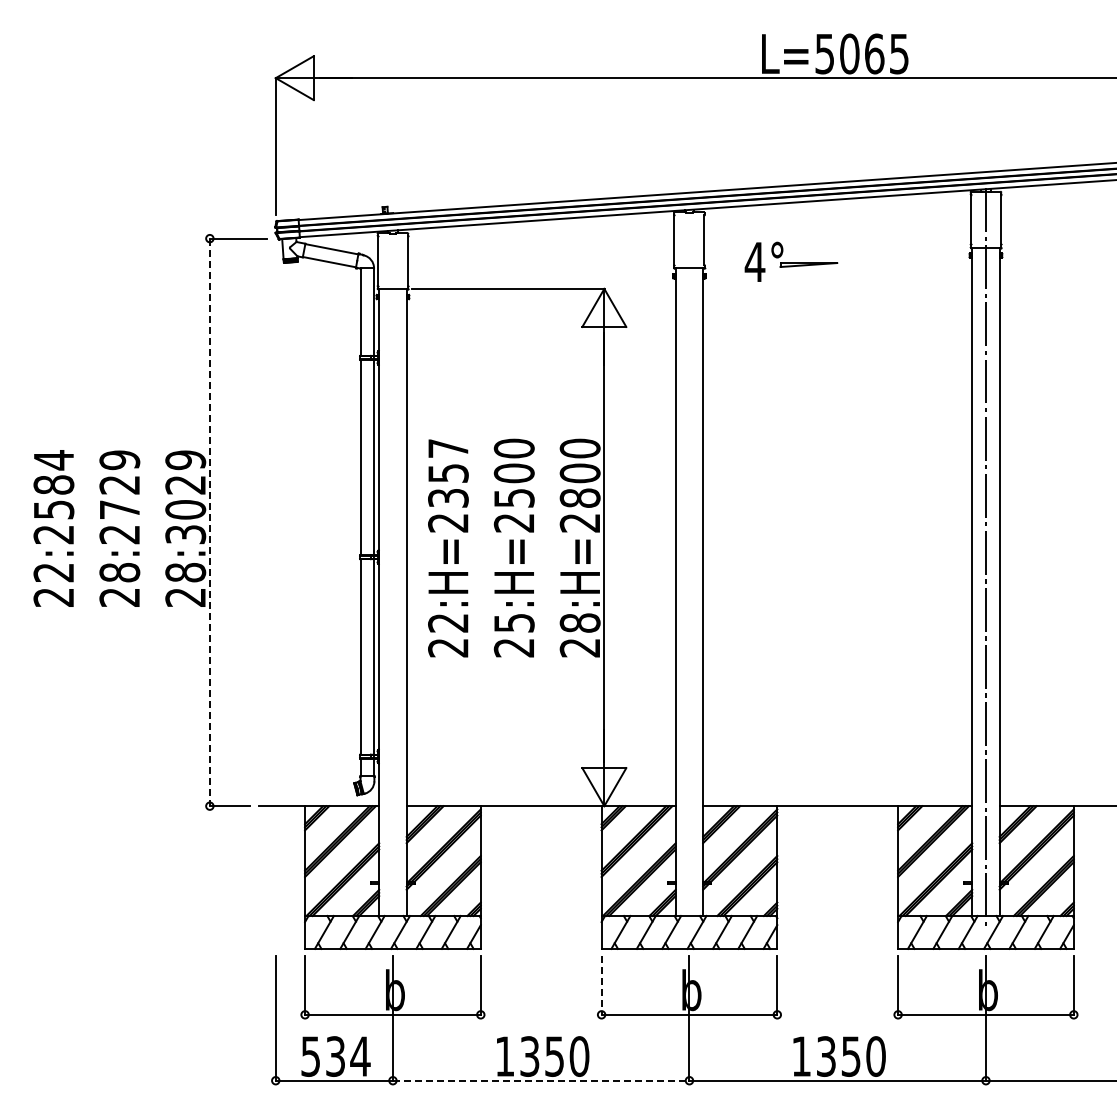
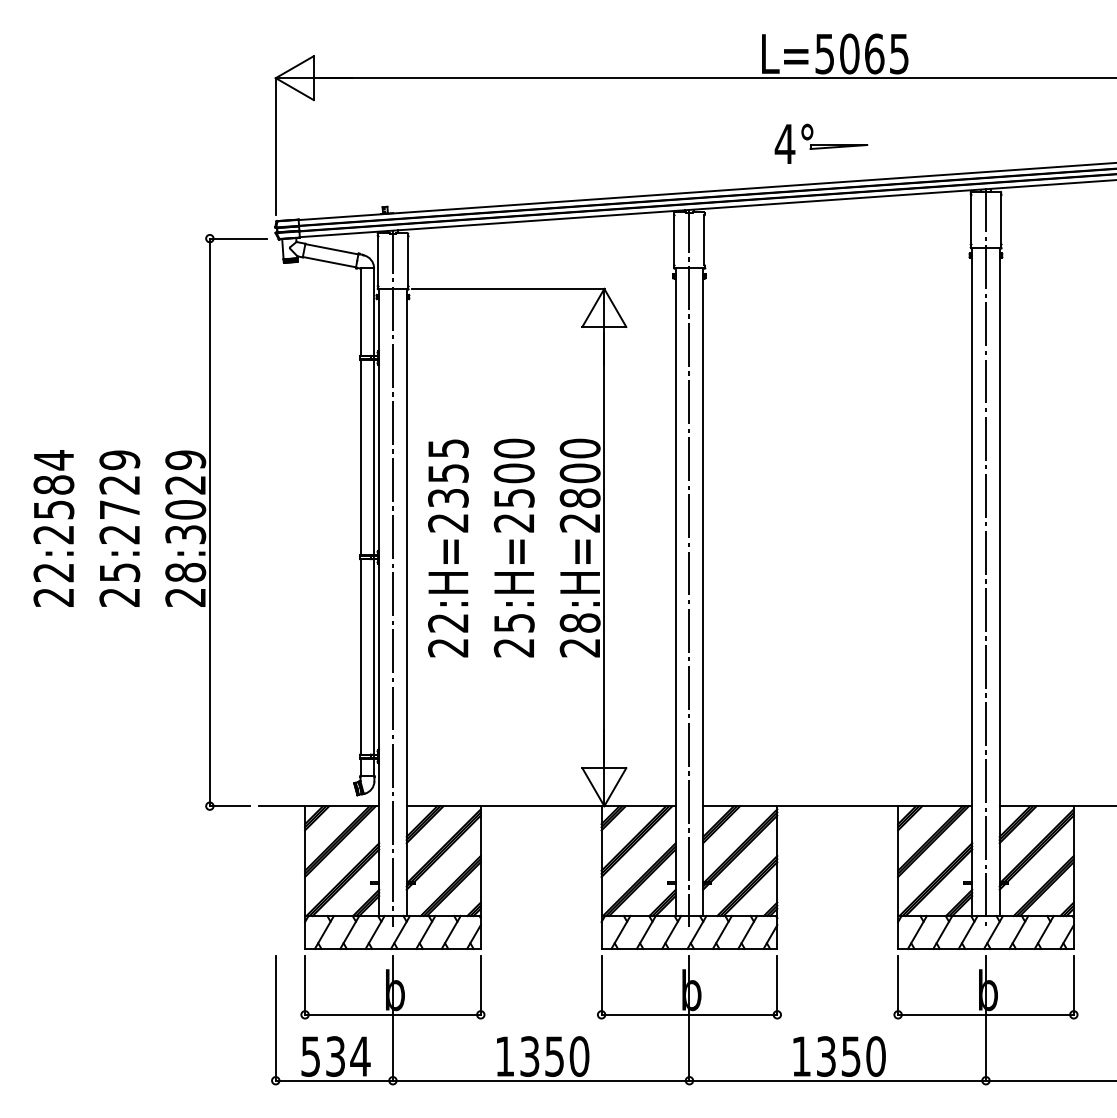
part position: (791, 261) -> (821, 143) (821, 143)
text: 22:H=2357 -> 22:H=2355 (448, 448)
line: dashed -> solid (209, 522)
line: none -> present (689, 567)
text: 28:2729 -> 25:2729 (119, 572)
line: none -> present (392, 578)
line: dashed -> solid (601, 985)
line: dashed -> solid (541, 1080)
